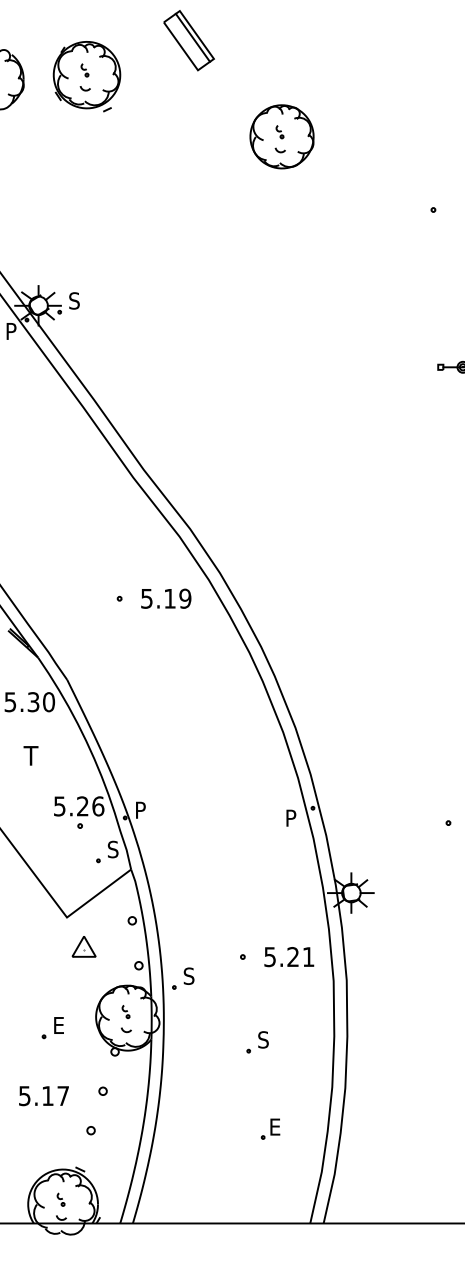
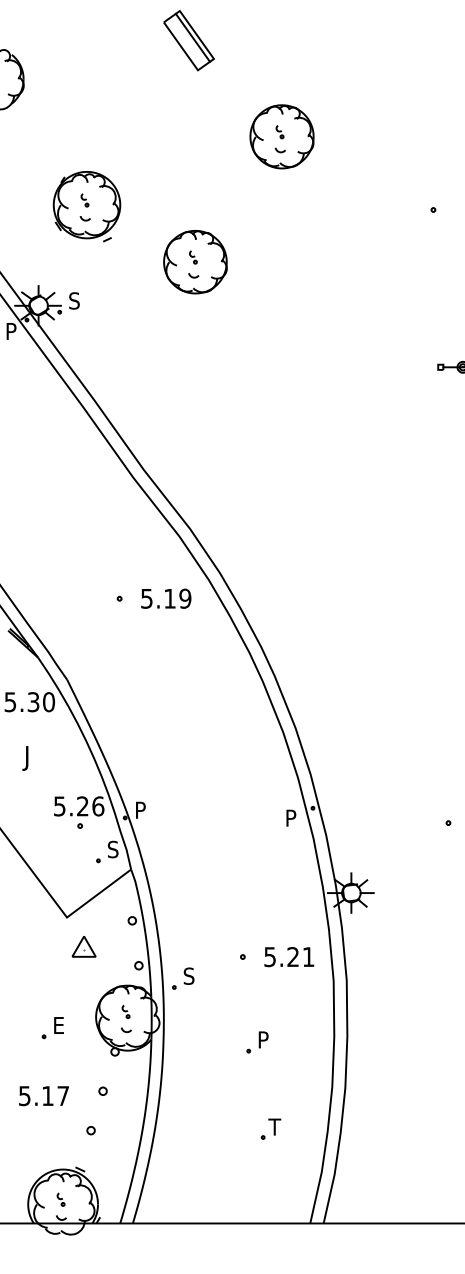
part position: (86, 76) -> (86, 206) (86, 206)
part: none -> present (195, 262)
text: T -> J (30, 758)
text: S -> P (263, 1039)
text: E -> T (274, 1126)
